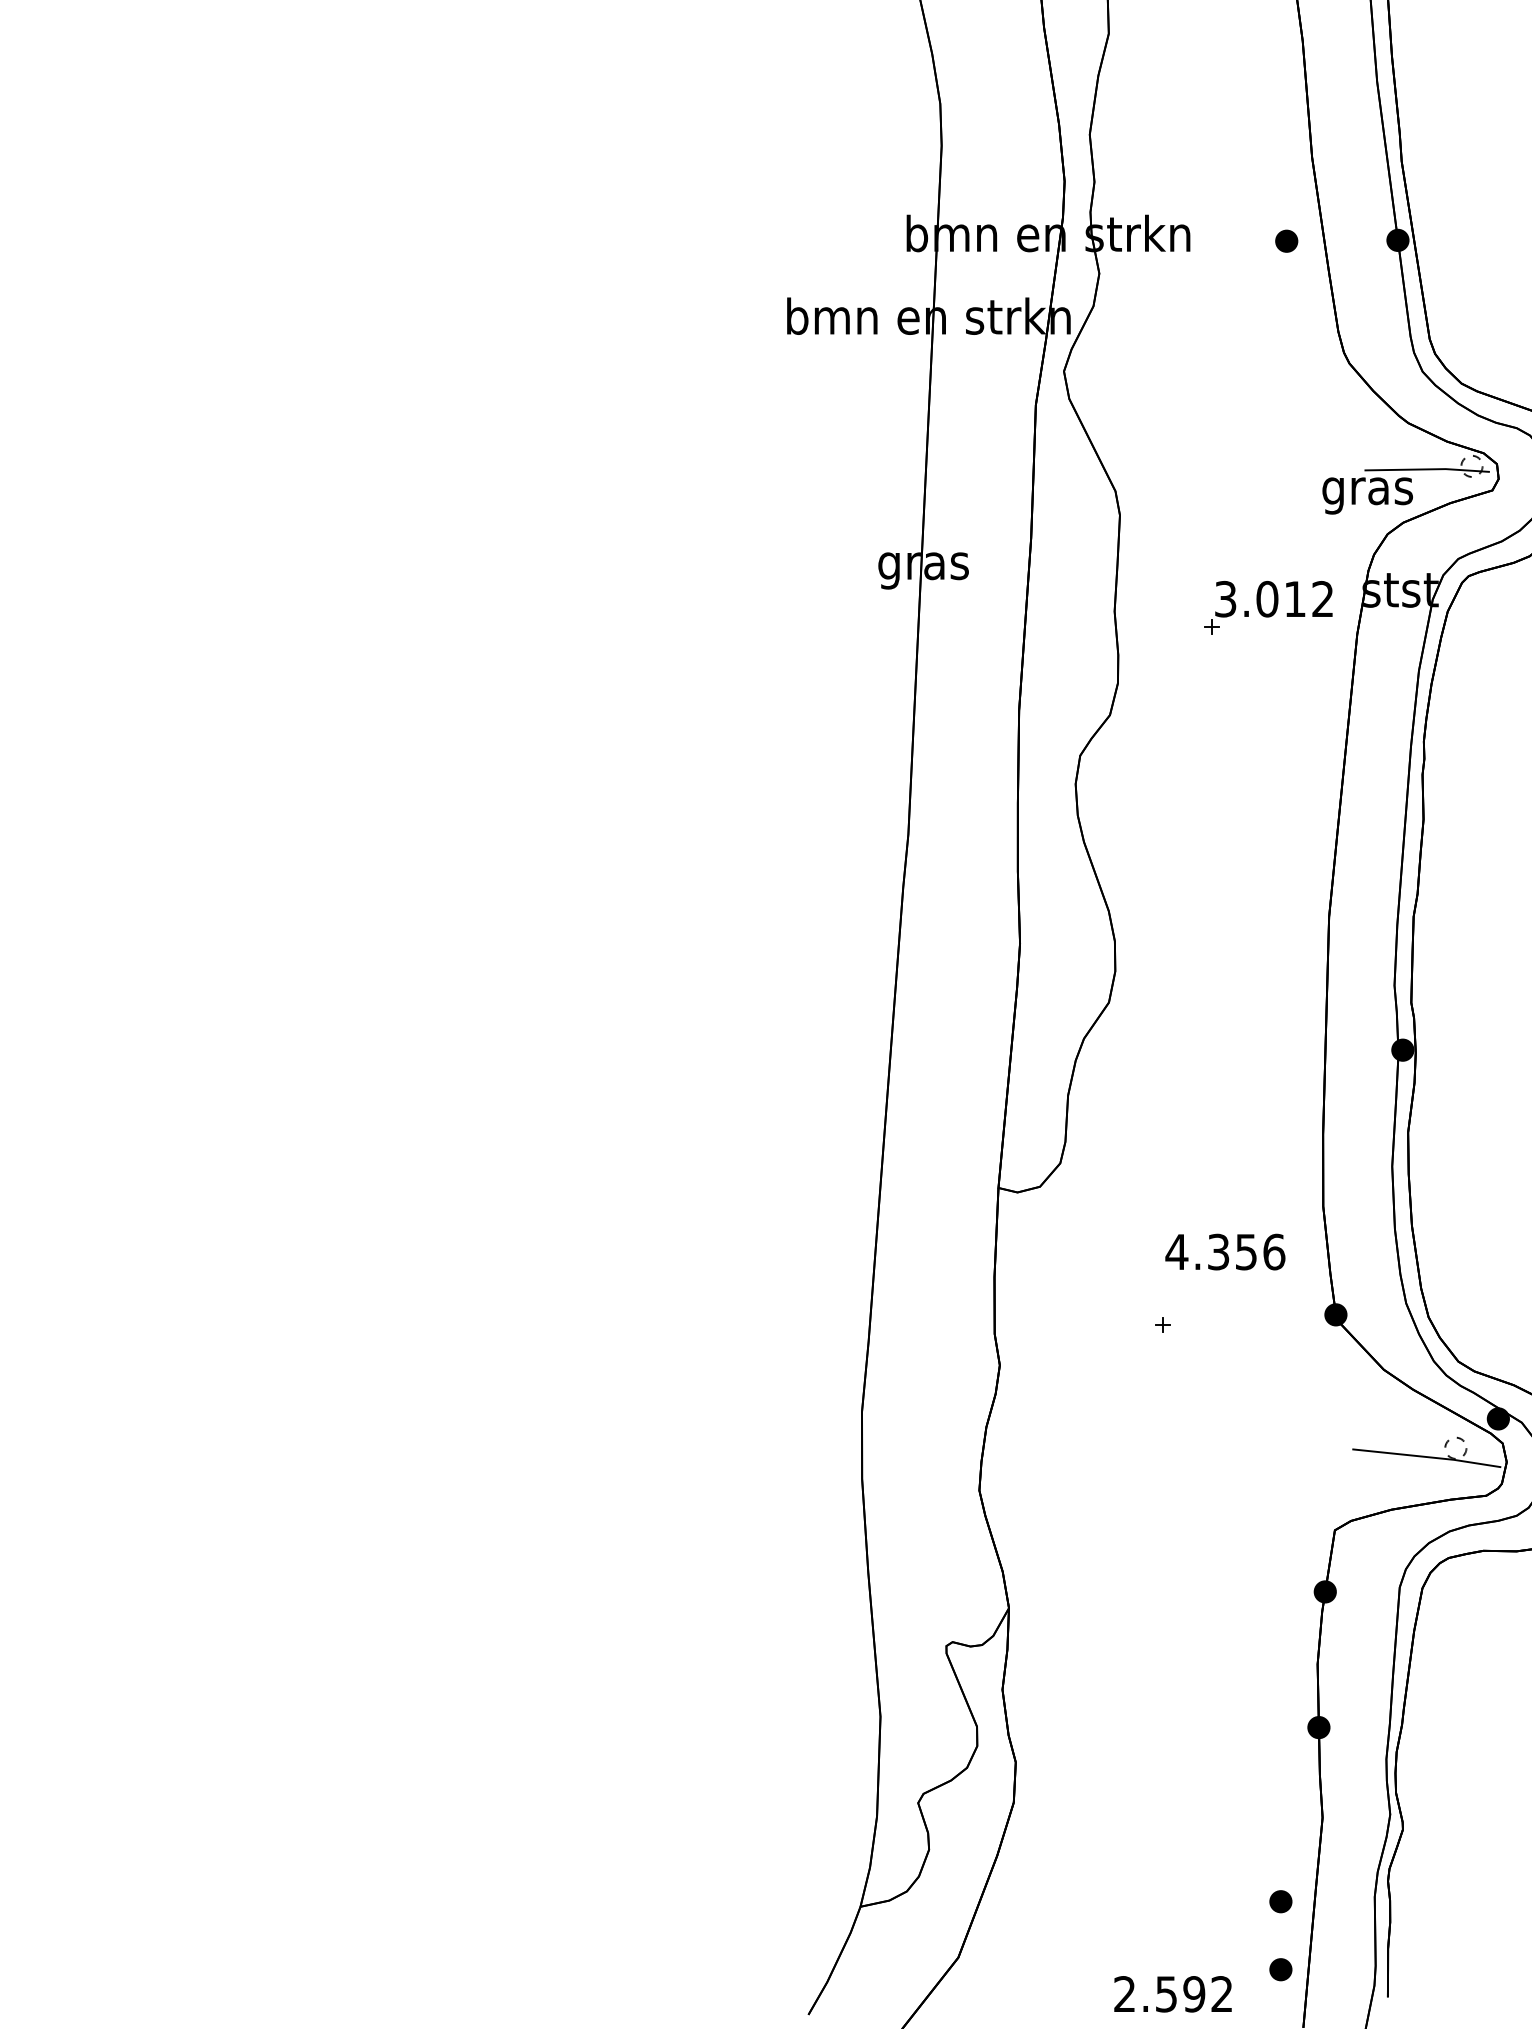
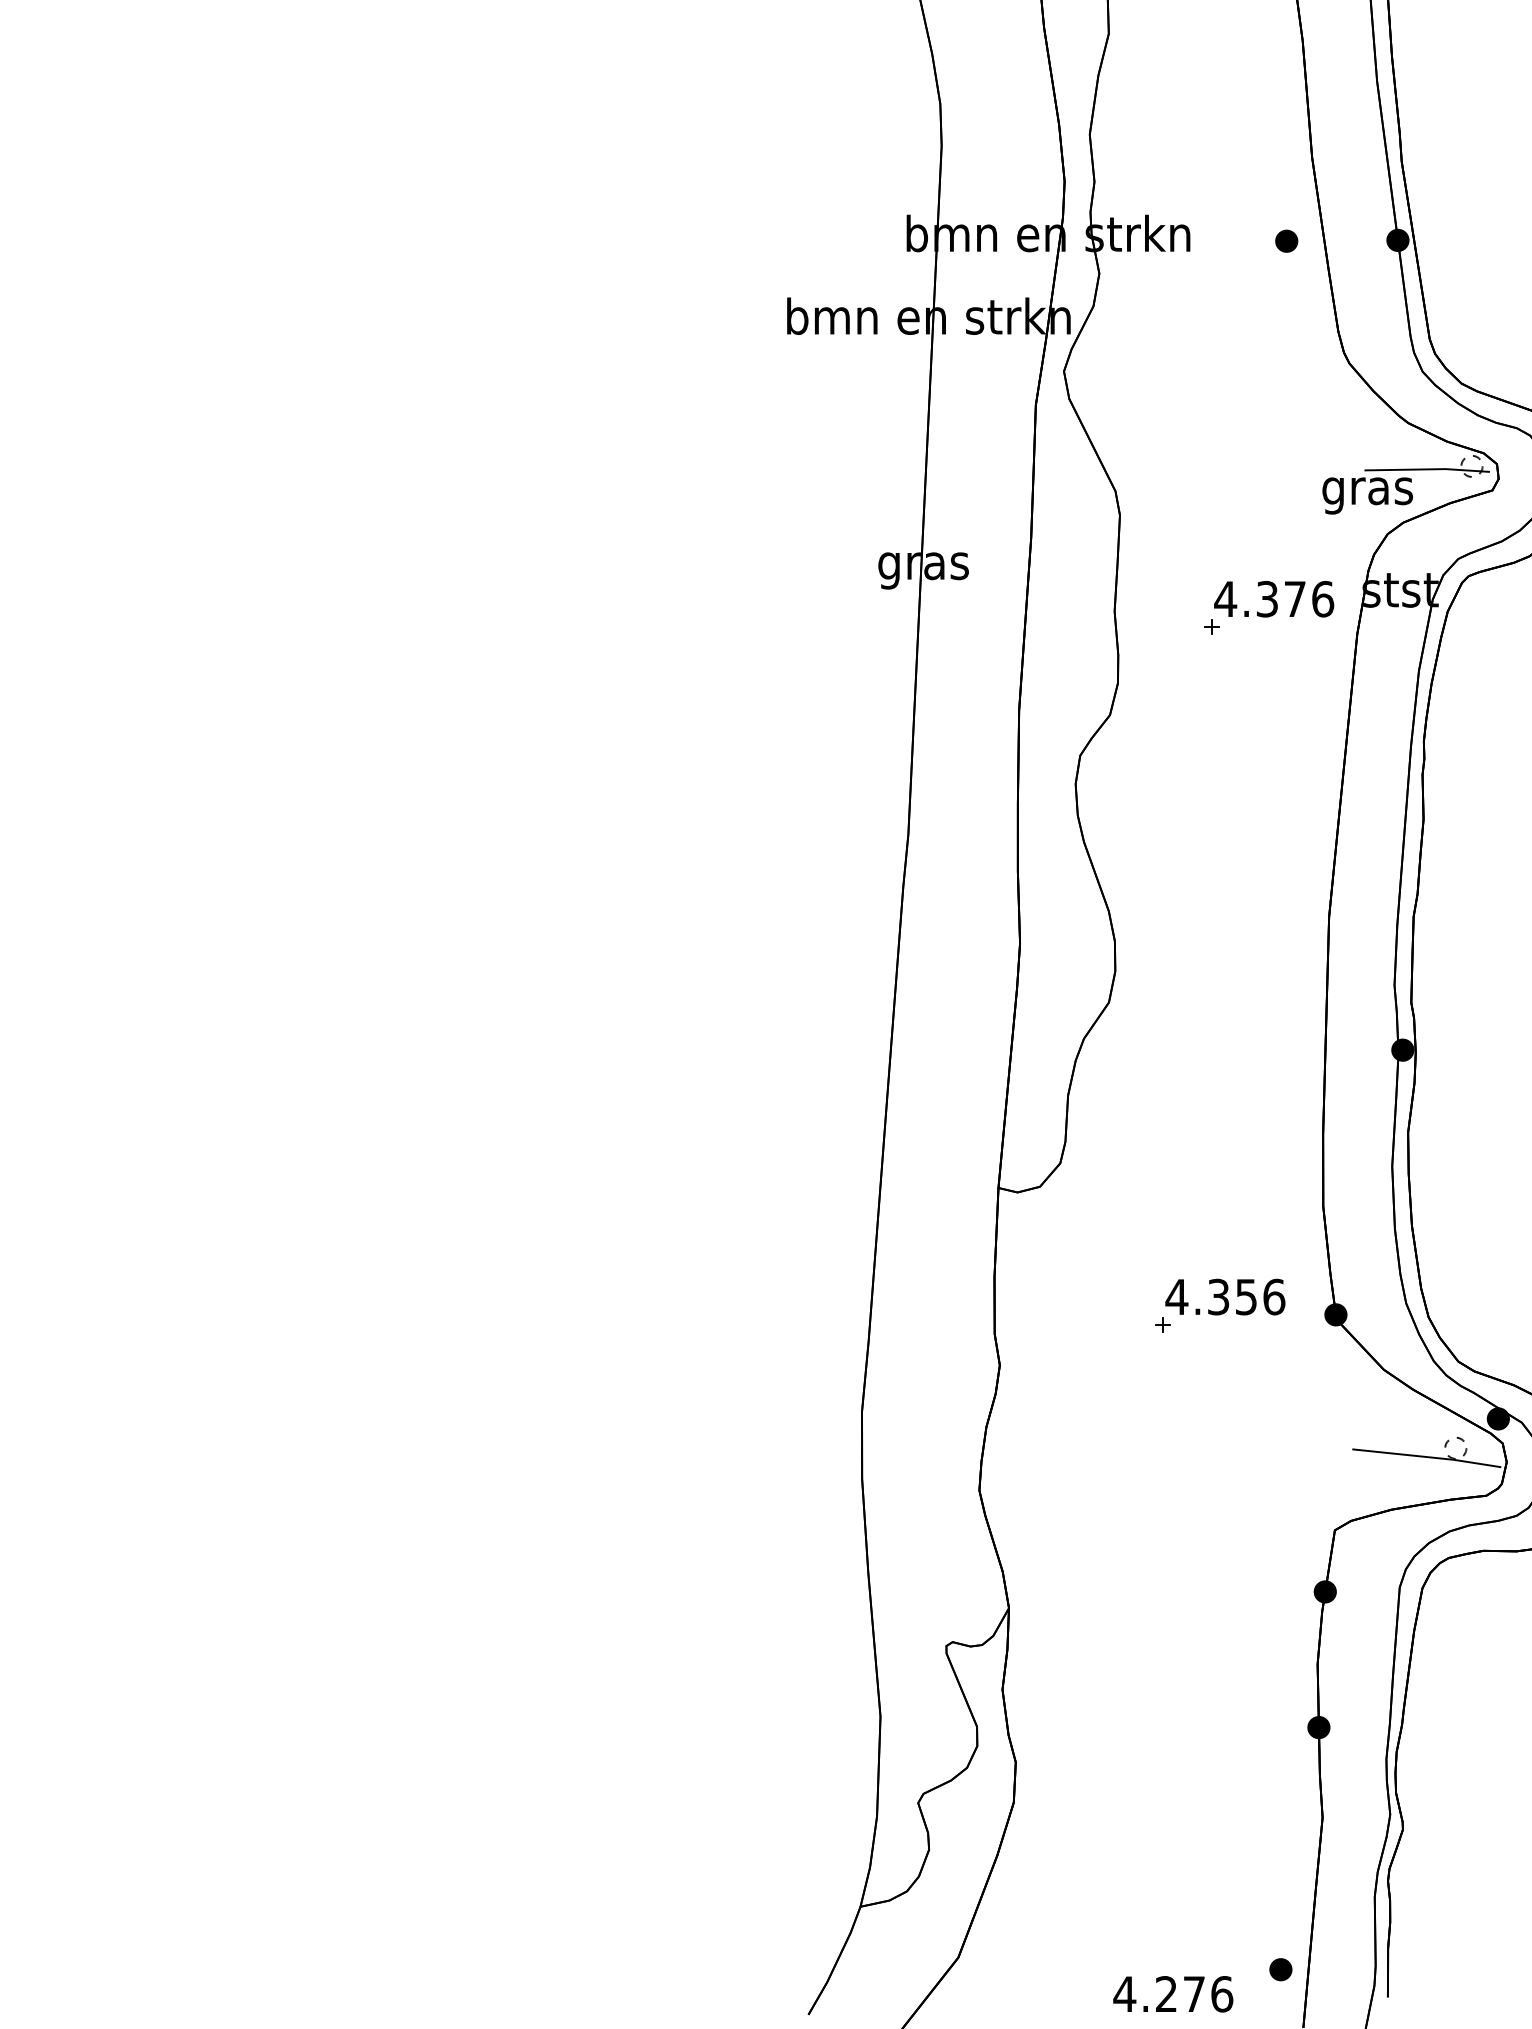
text: 3.012 -> 4.376 (1274, 598)
text position: (1225, 1251) -> (1225, 1296) (1225, 1296)
part: present -> none (1280, 1901)
text: 2.592 -> 4.276 (1173, 1994)
